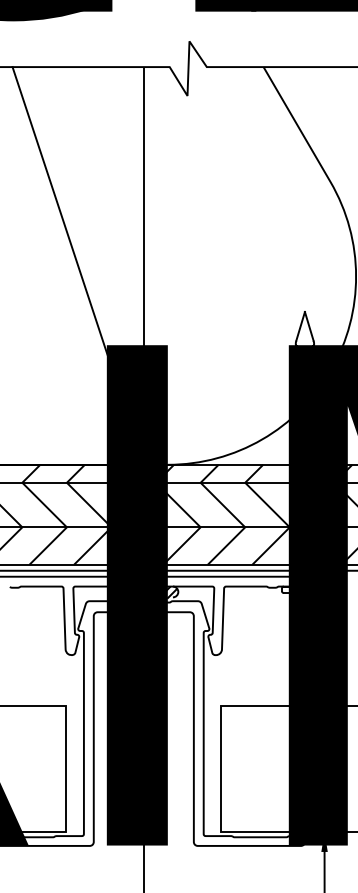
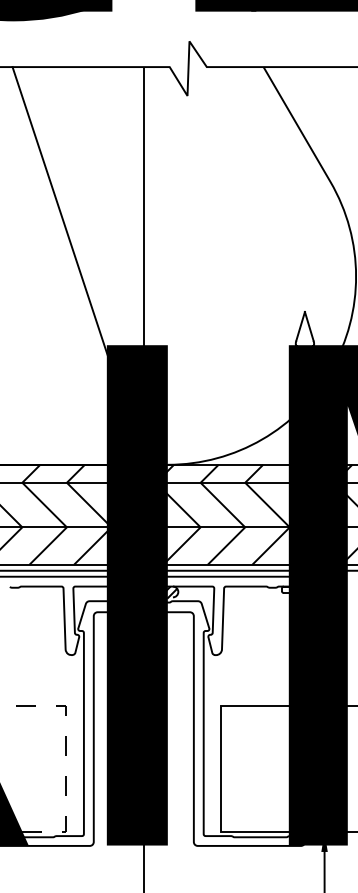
line: solid -> dashed (66, 769)
